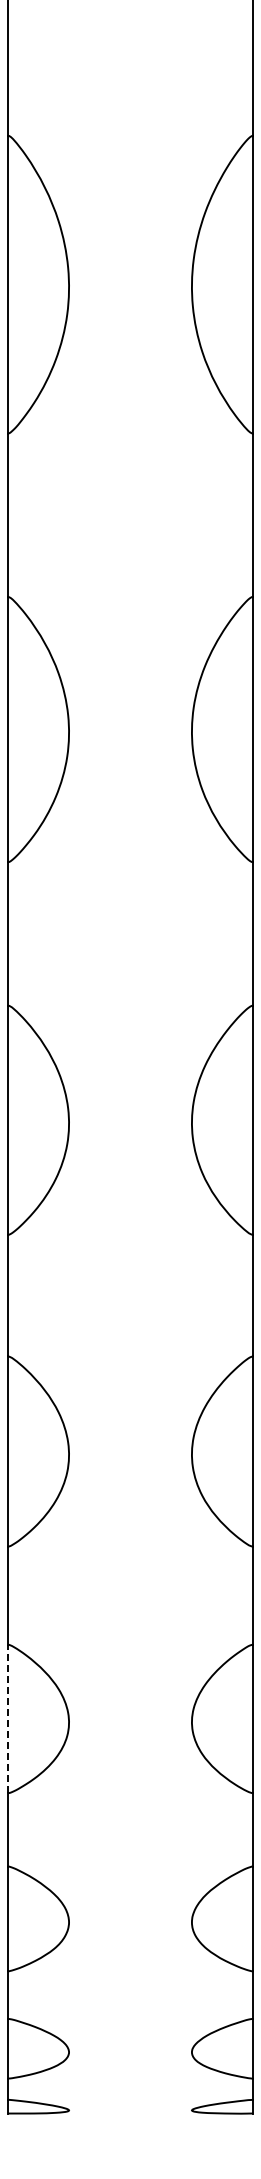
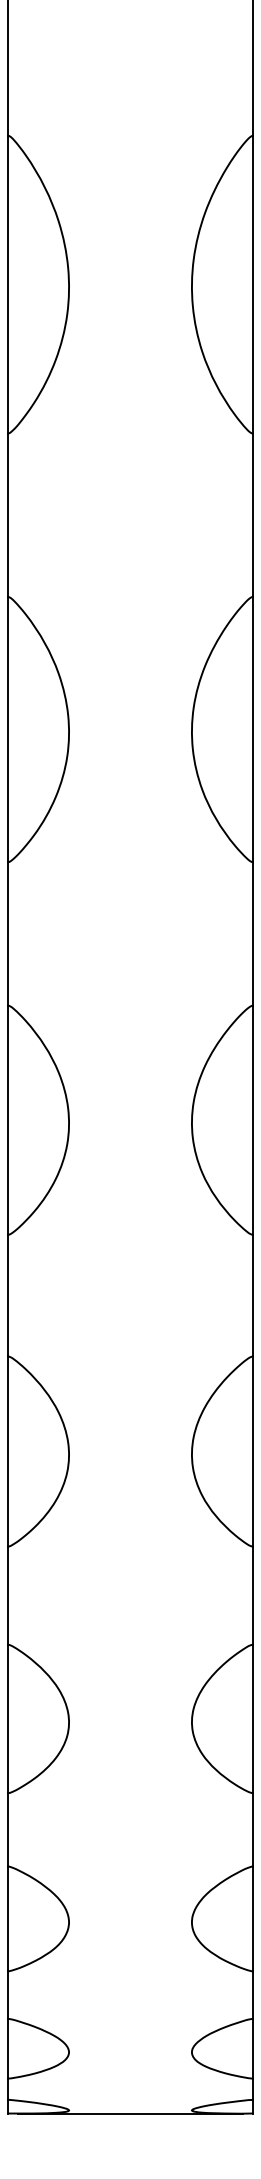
line: dashed -> solid (7, 1718)
line: none -> present (130, 2113)
